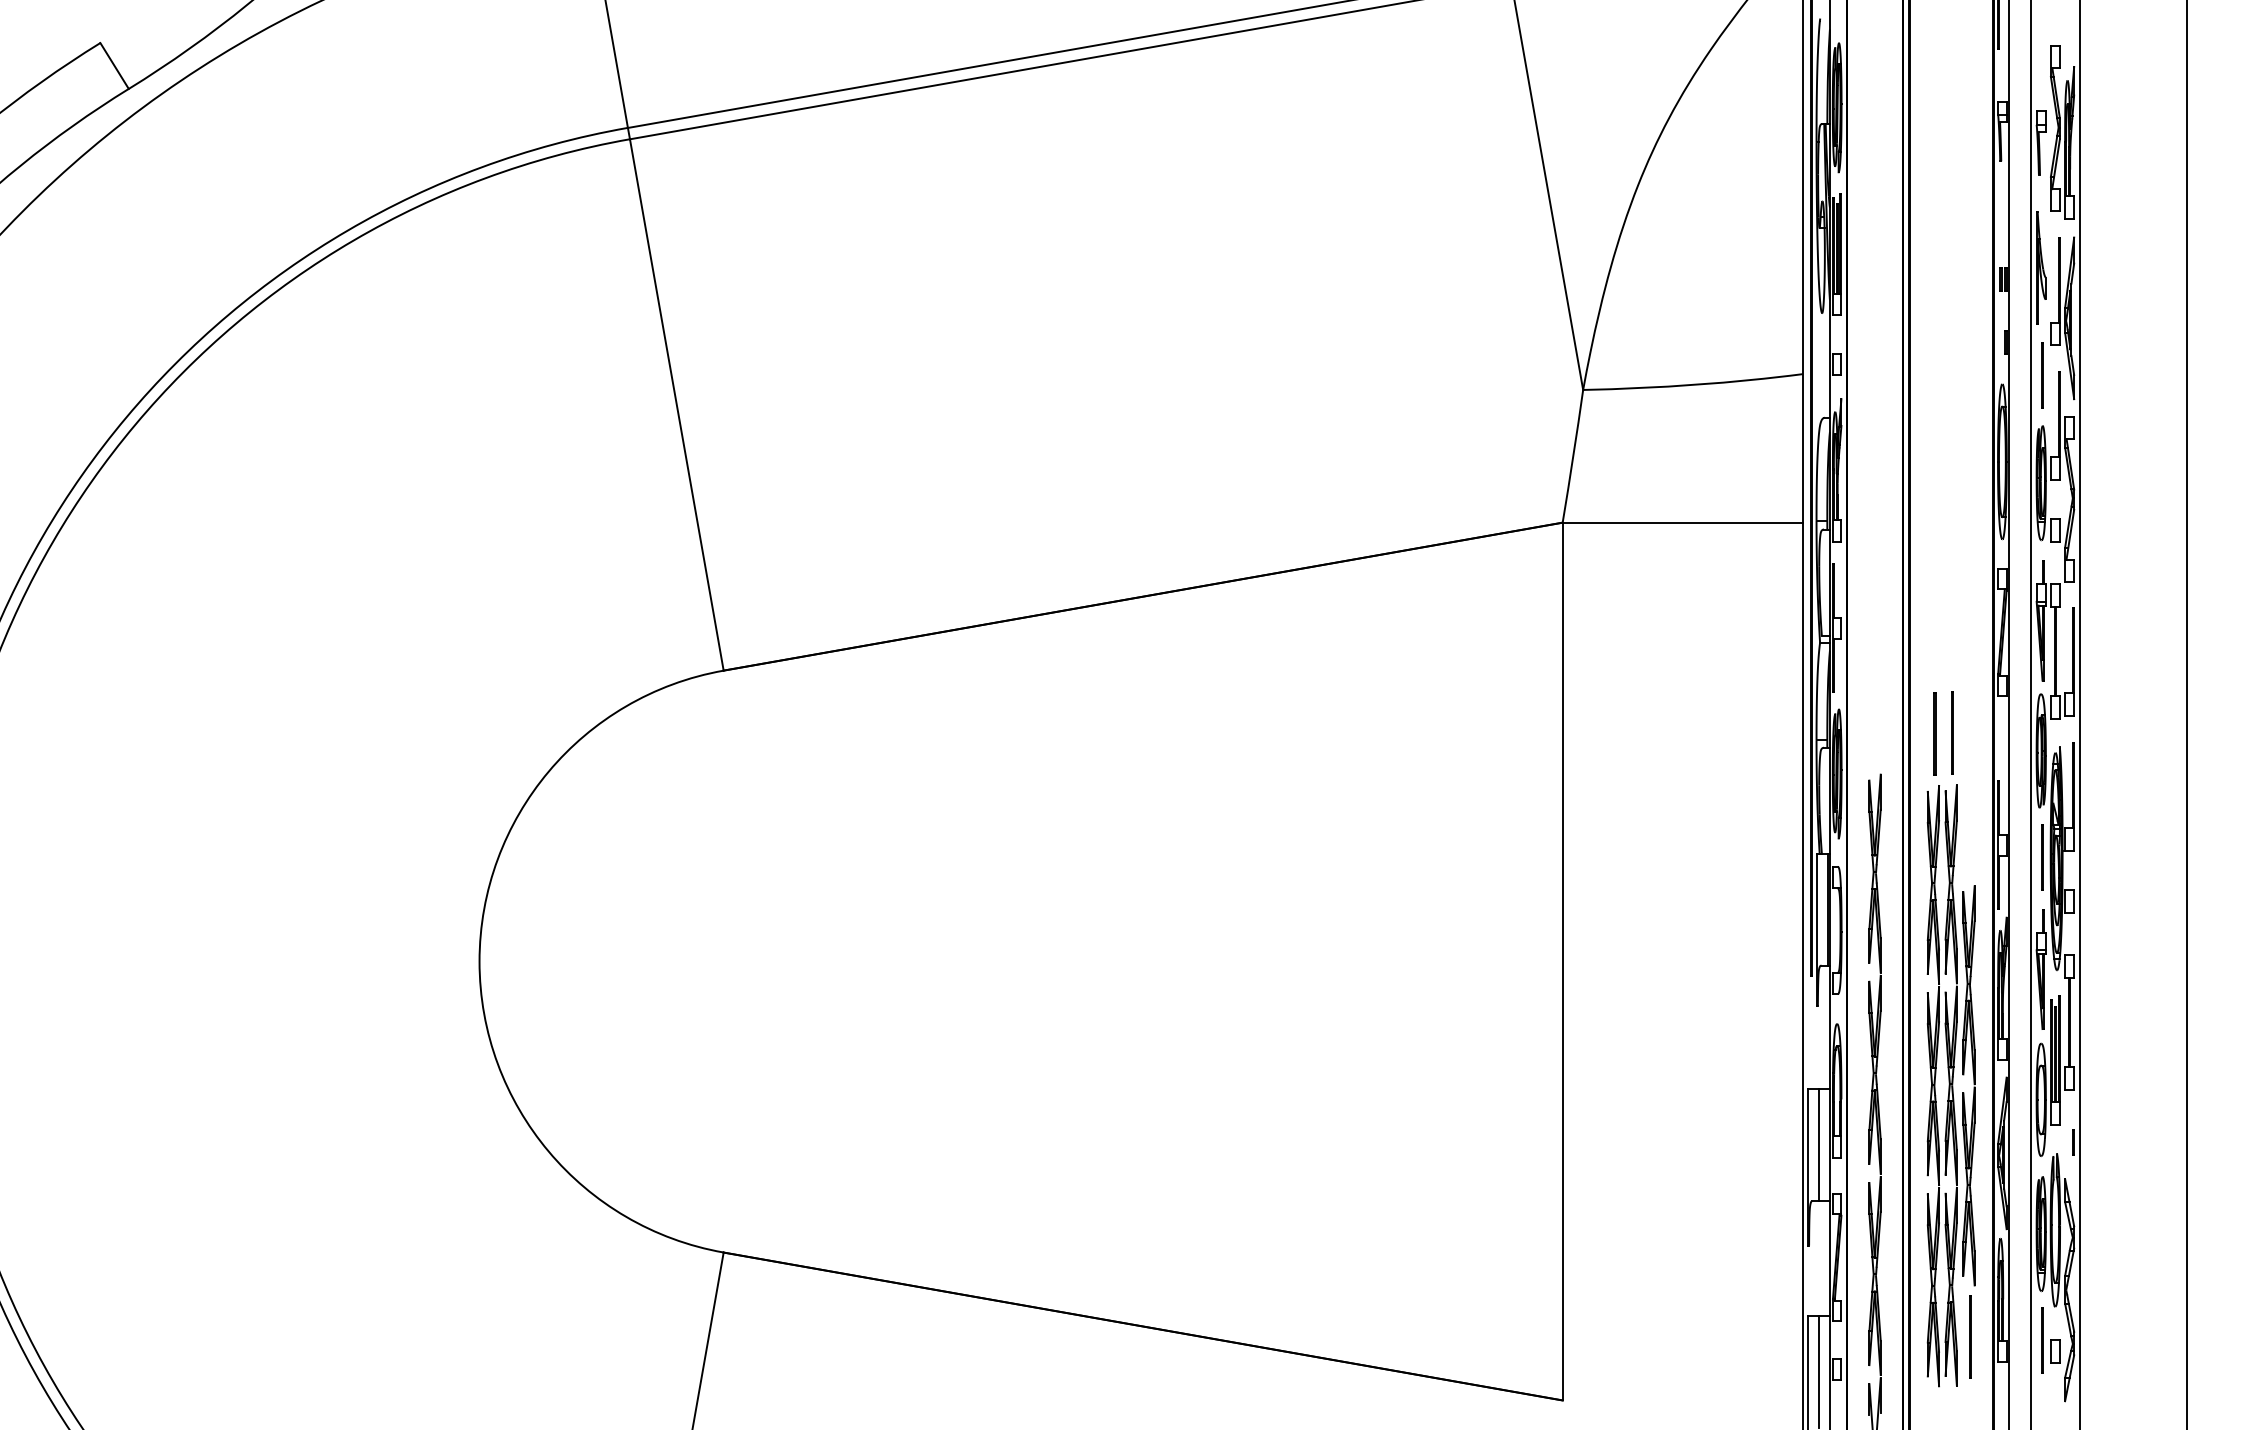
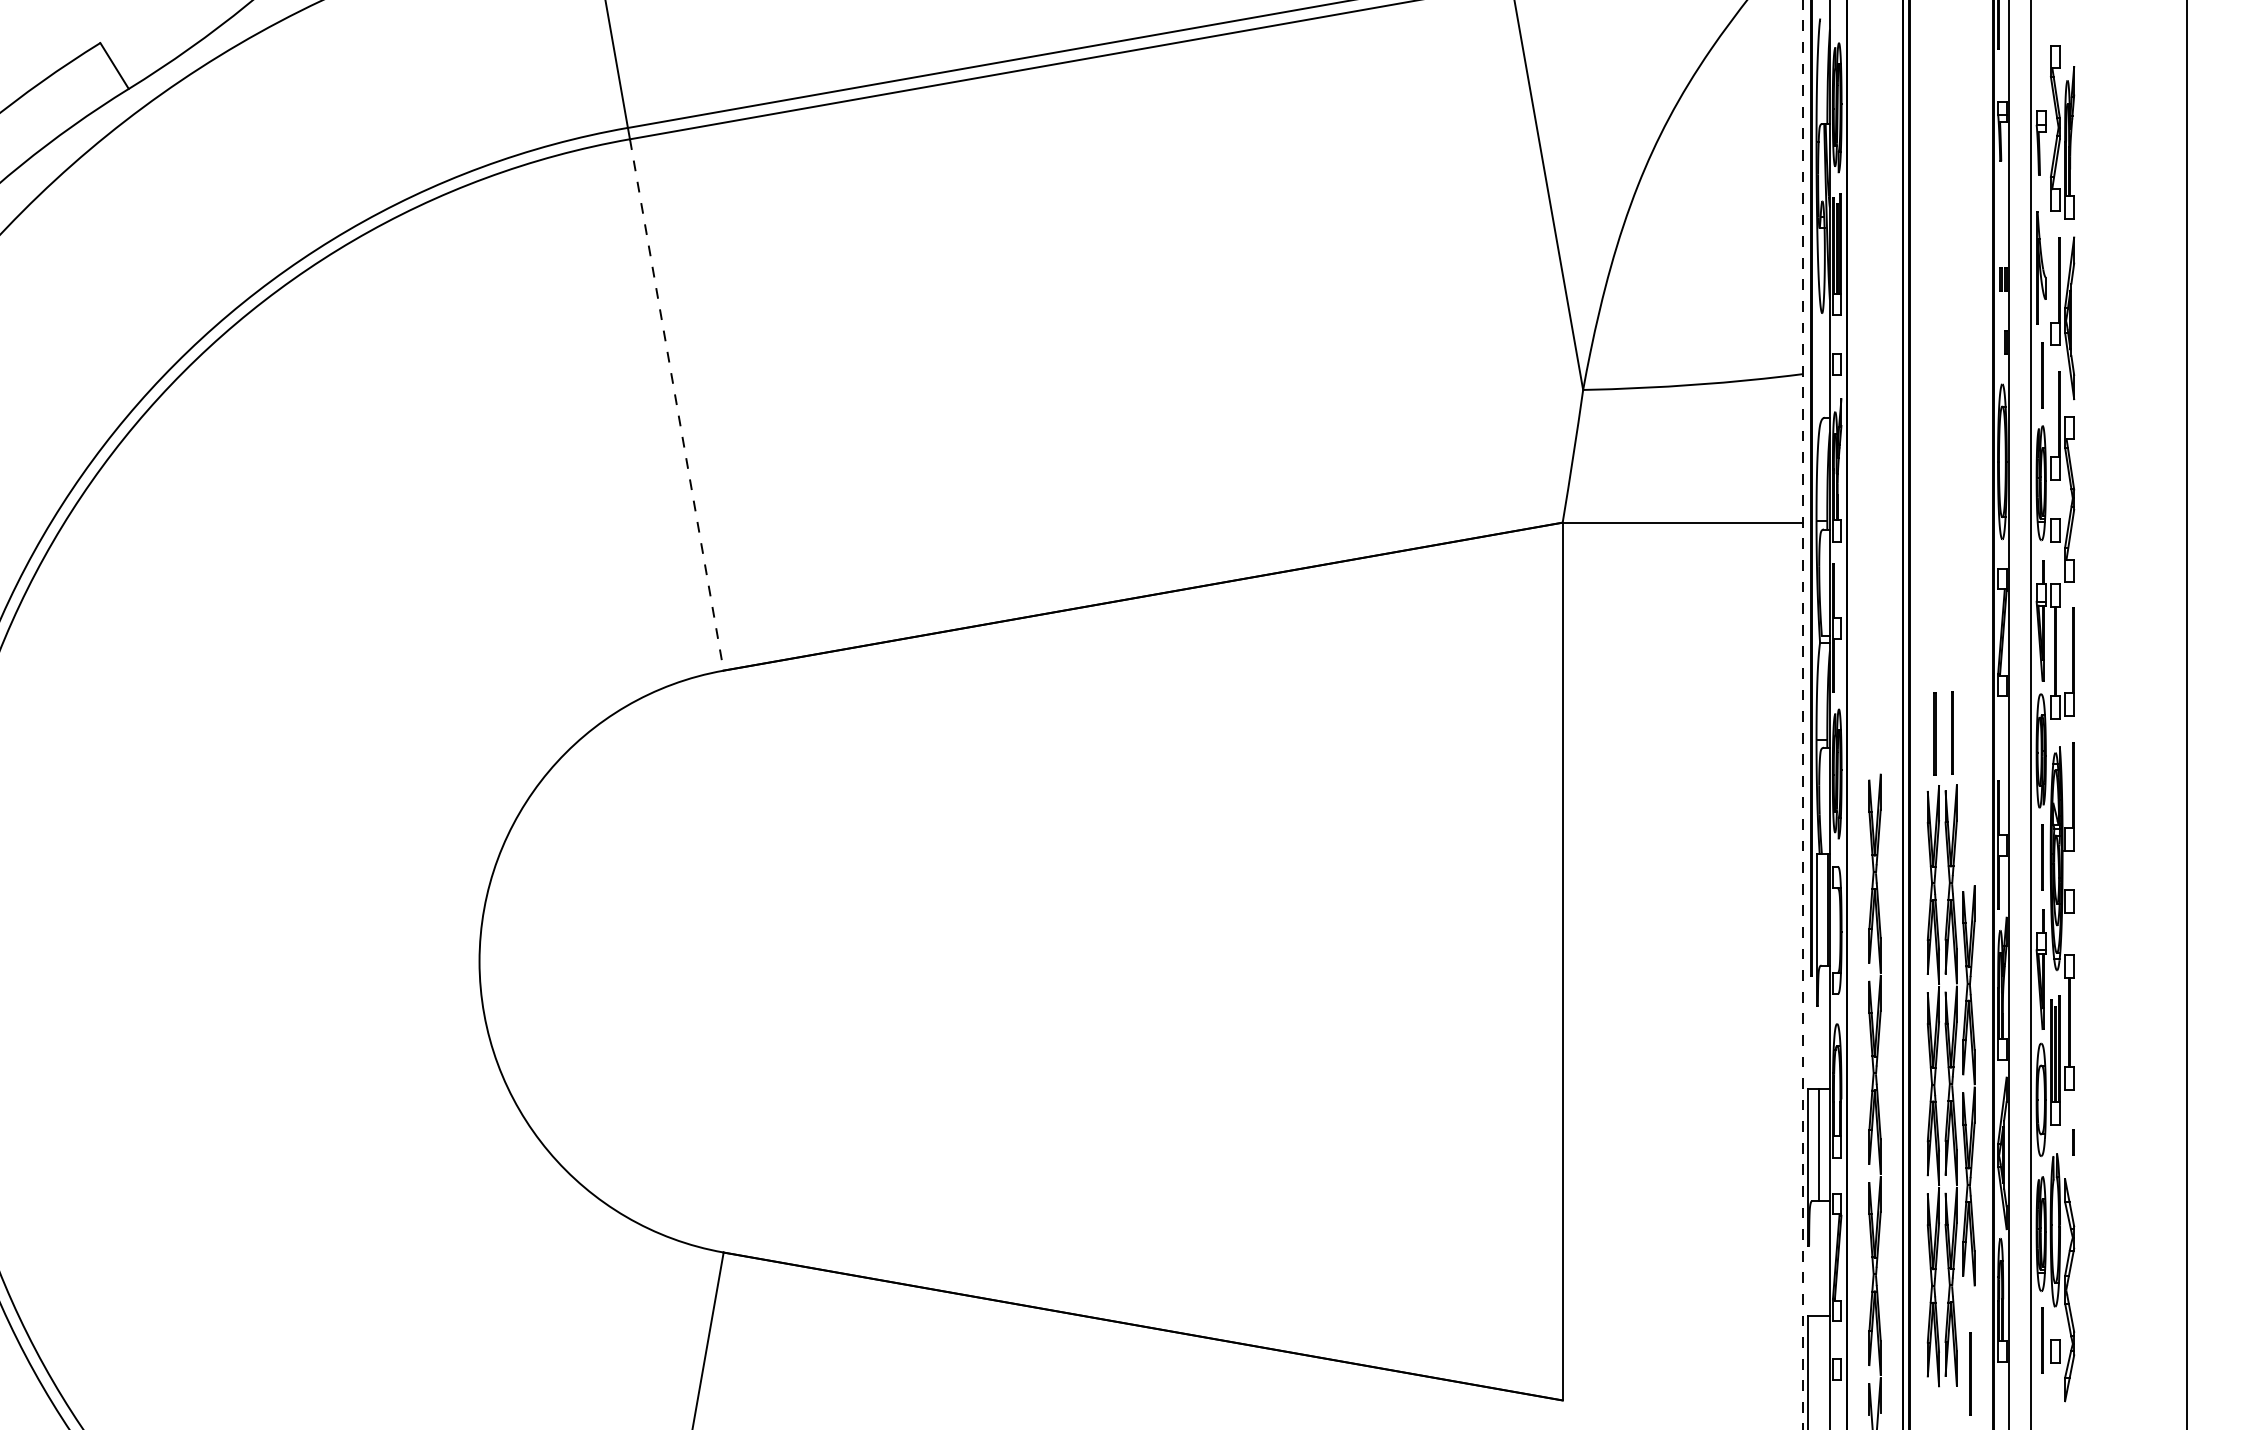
line: solid -> dashed (676, 404)
line: solid -> dashed (1802, 714)
line: present -> none (2079, 714)
line position: (1970, 1336) -> (1970, 1373) (1970, 1373)
line: present -> none (1819, 1371)
